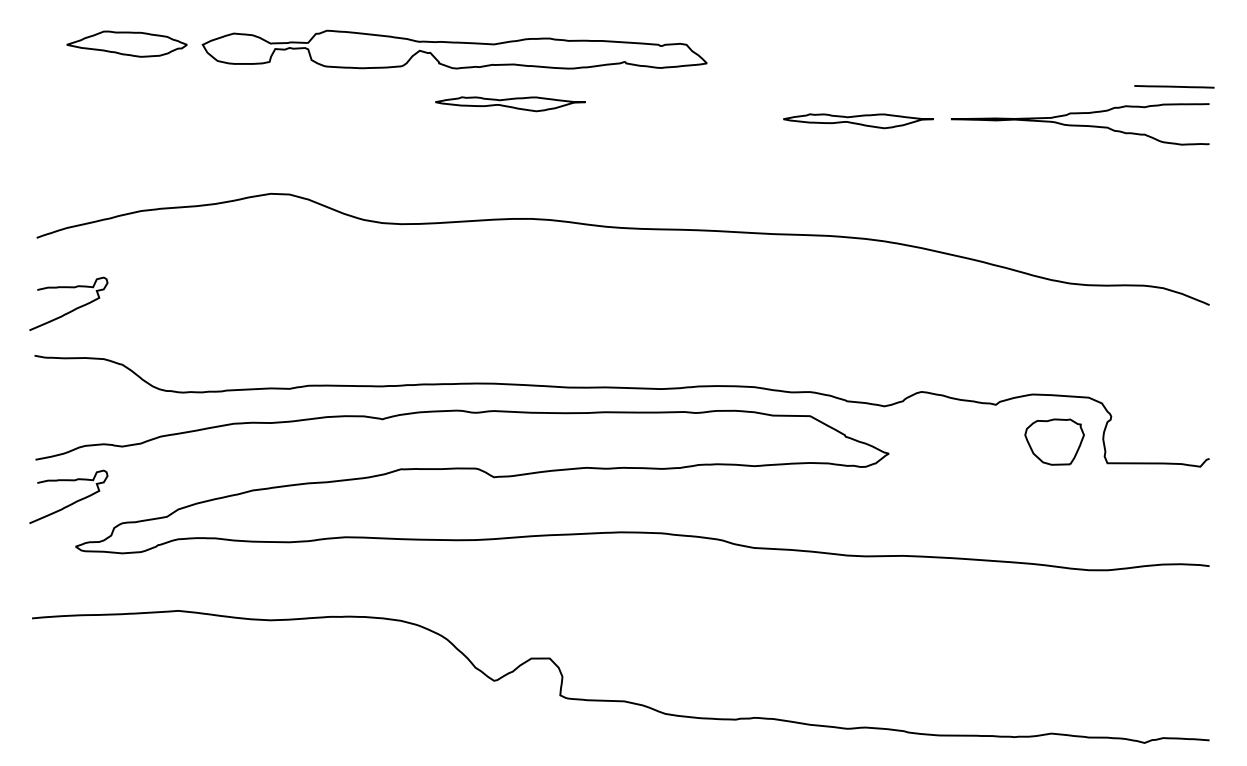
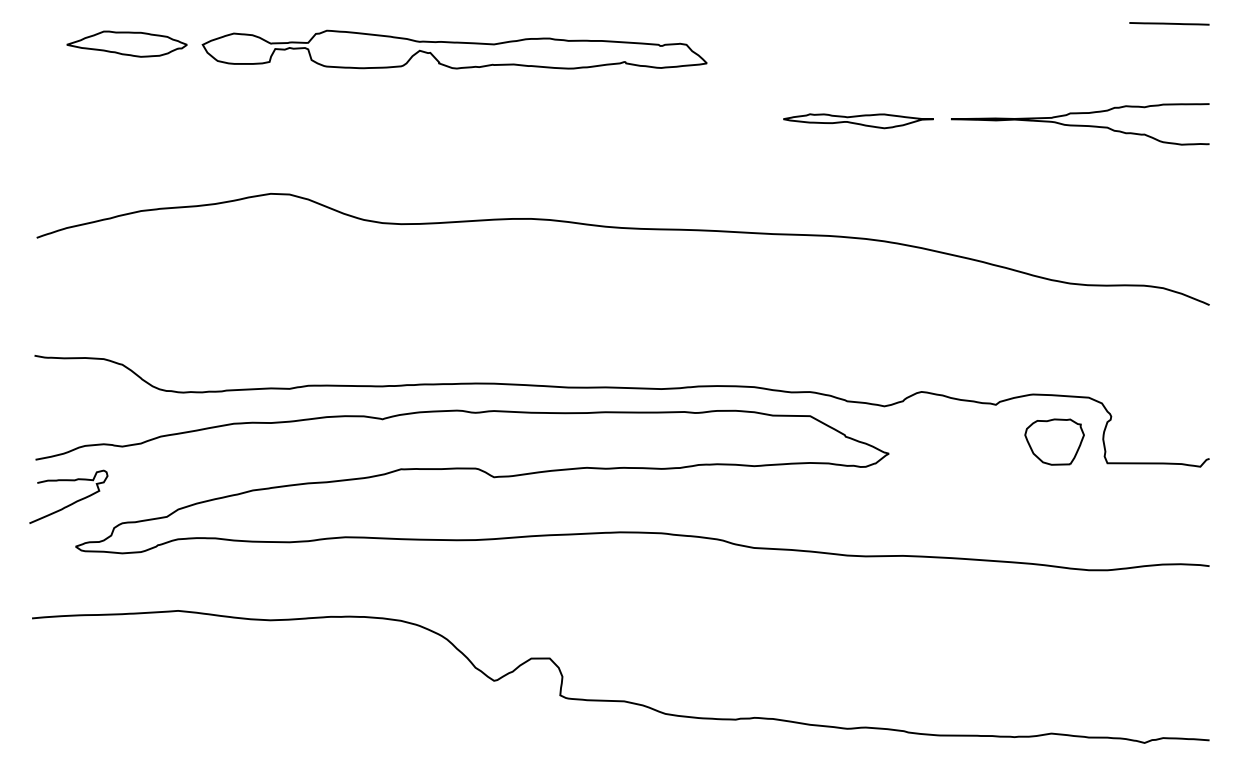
line position: (1174, 86) -> (1169, 23) (1169, 23)
part: present -> none (510, 104)
curve: present -> none (72, 309)
